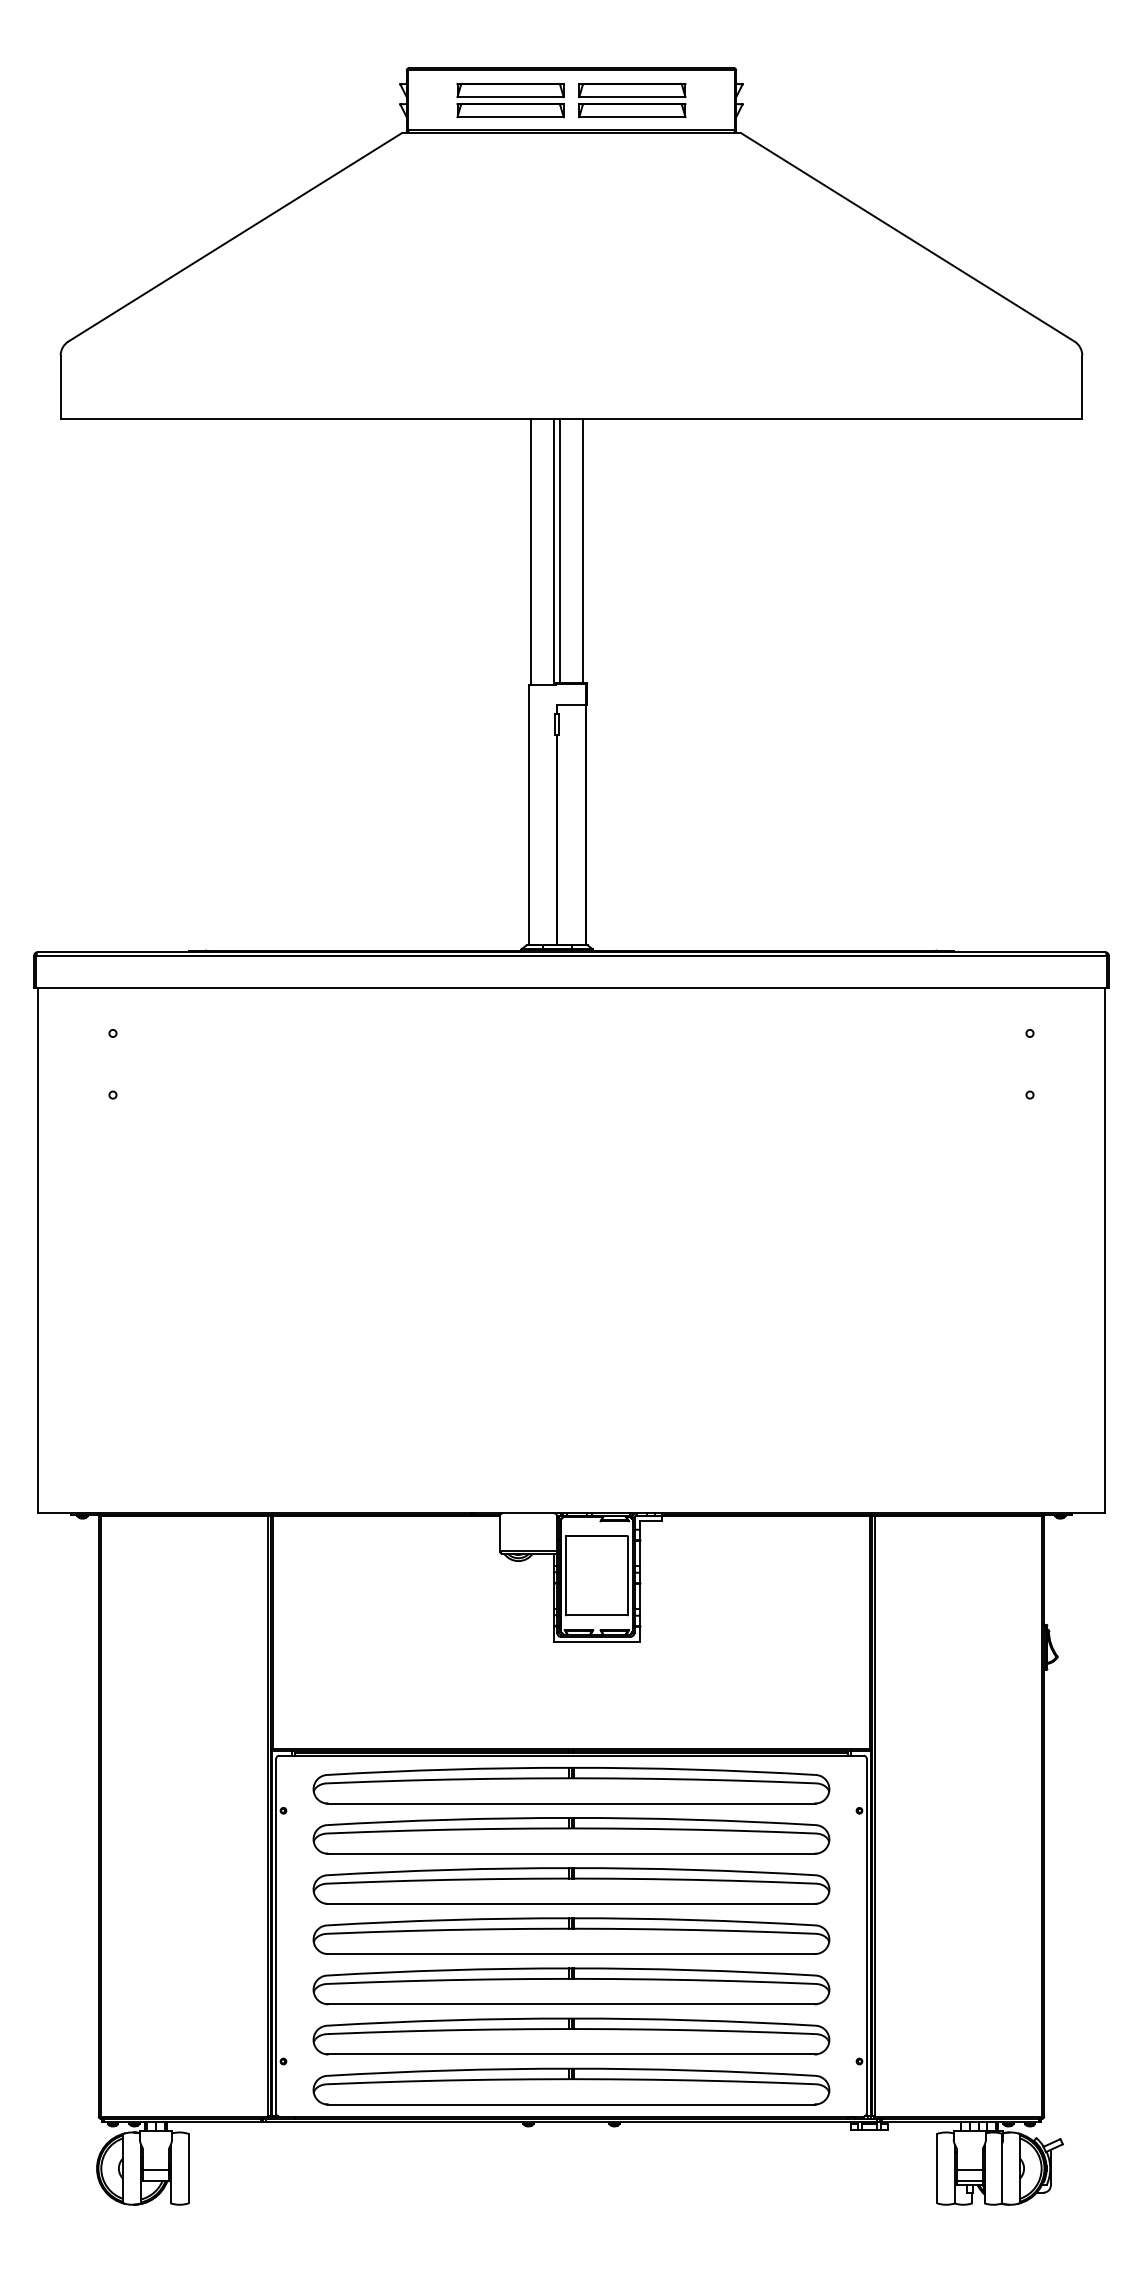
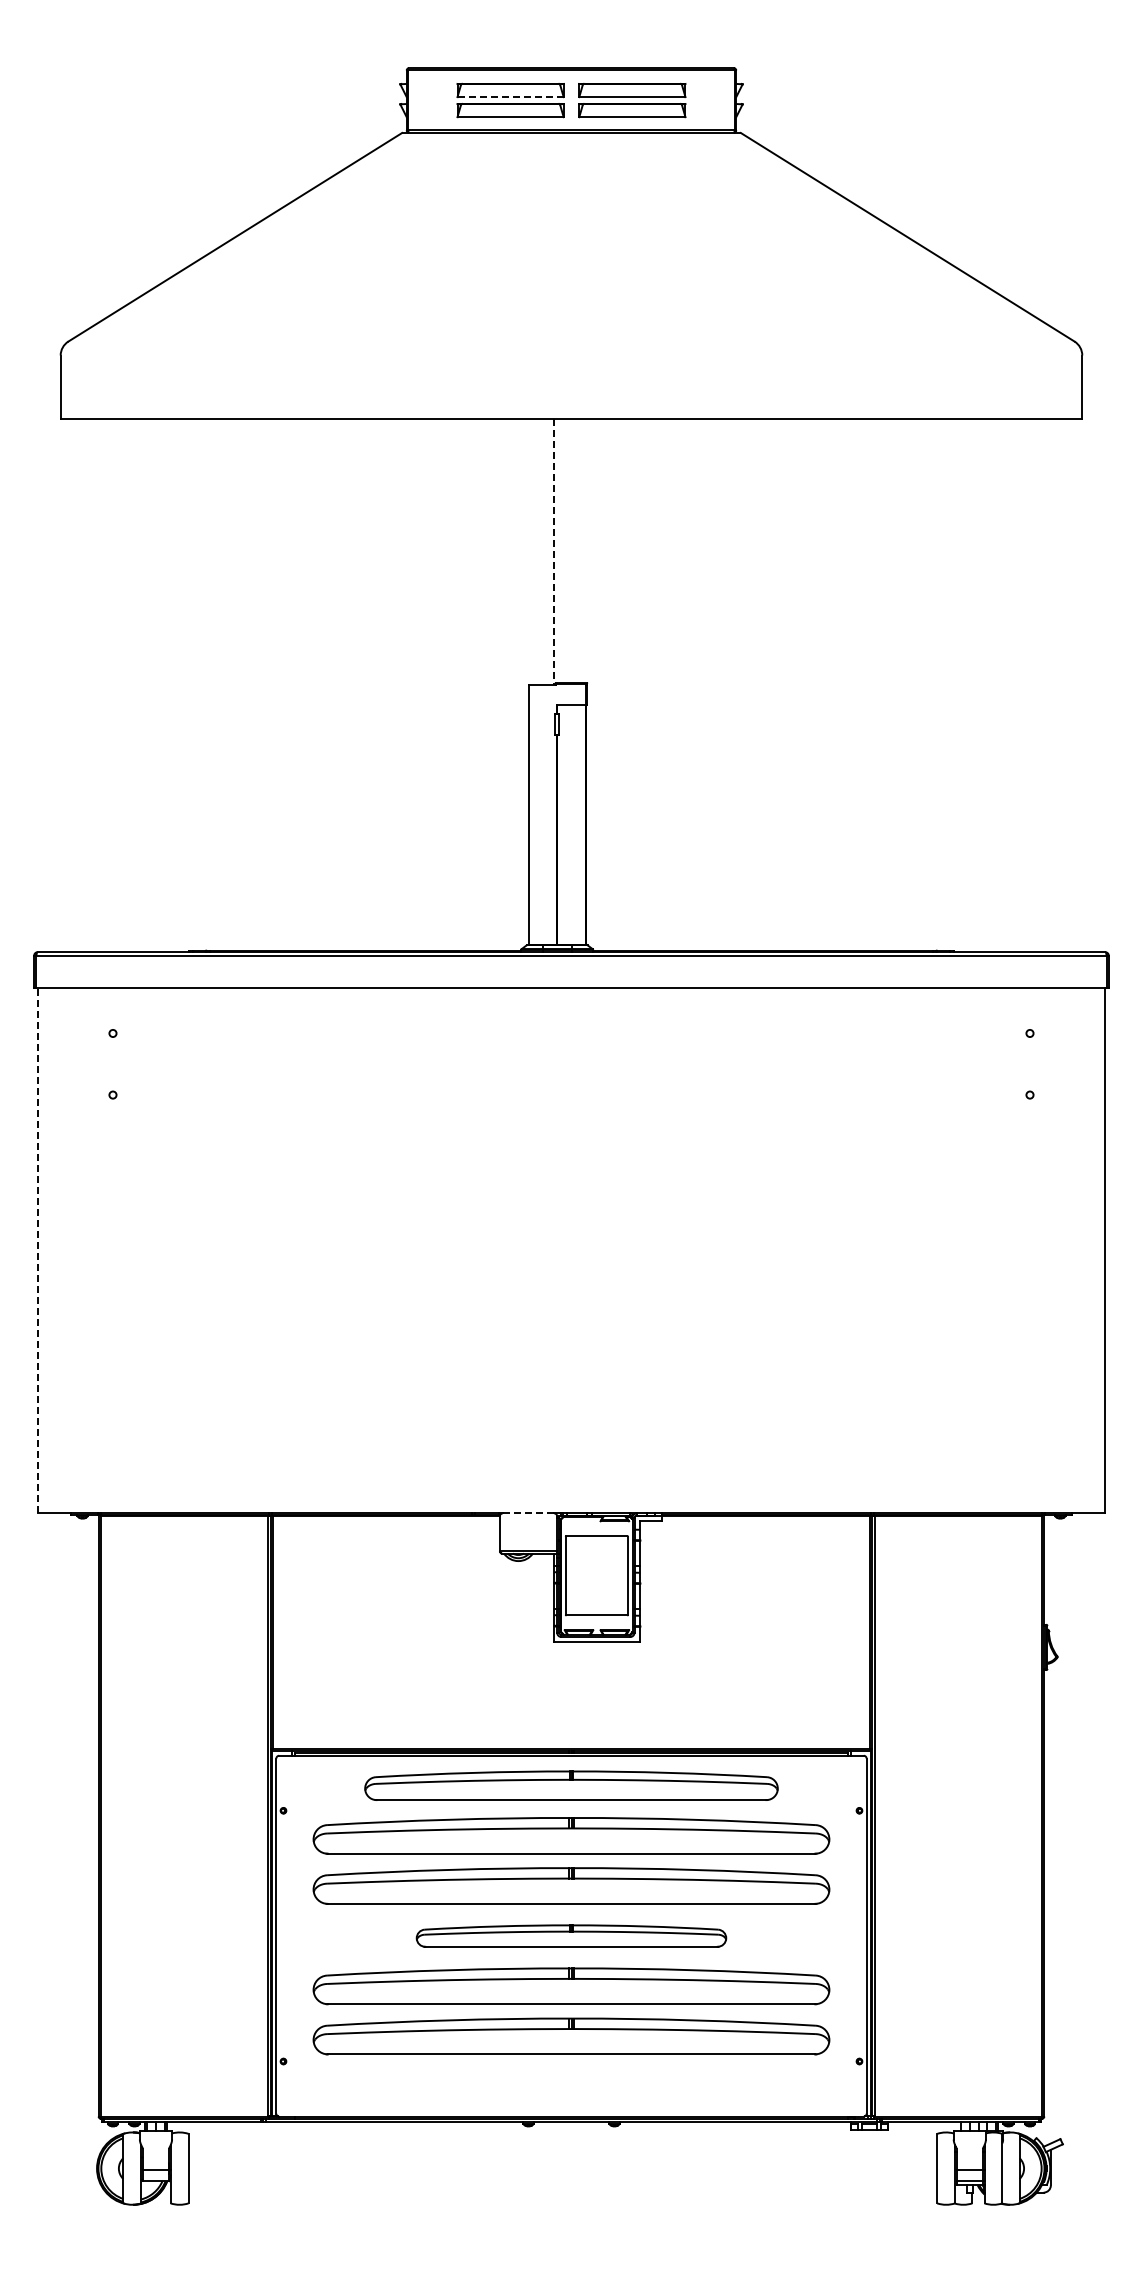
line: solid -> dashed (511, 97)
line: present -> none (560, 551)
line: present -> none (582, 551)
line: present -> none (531, 552)
line: solid -> dashed (554, 552)
line: solid -> dashed (37, 1250)
line: solid -> dashed (528, 1513)
part size: 519x38 px -> 415x31 px (571, 1785)
part size: 519x38 px -> 313x24 px (571, 1935)
part: present -> none (571, 2086)
